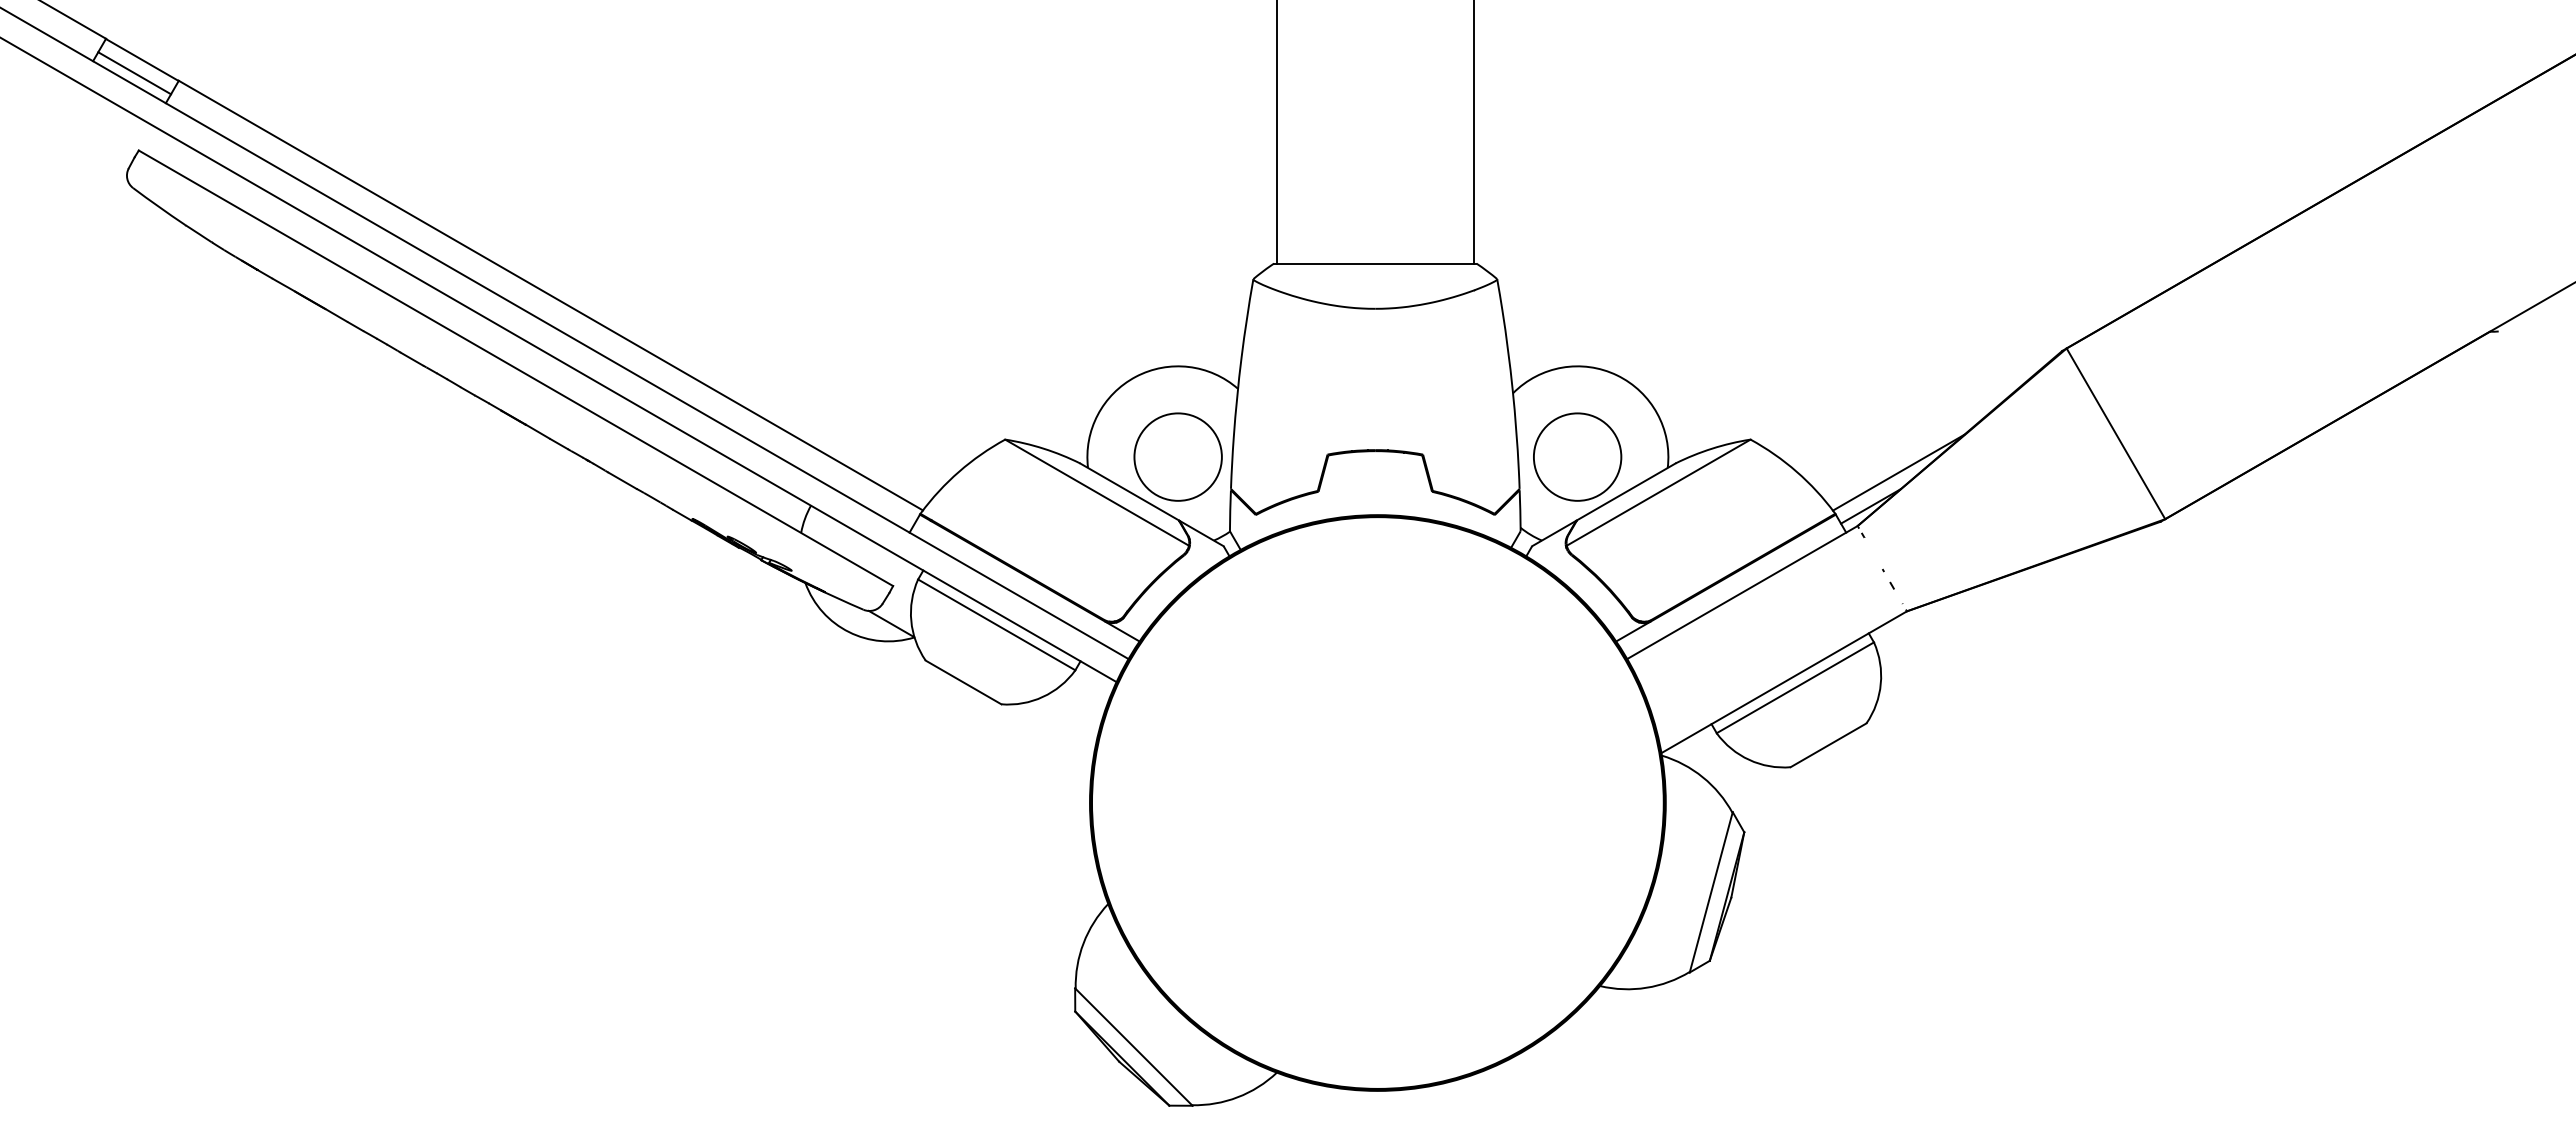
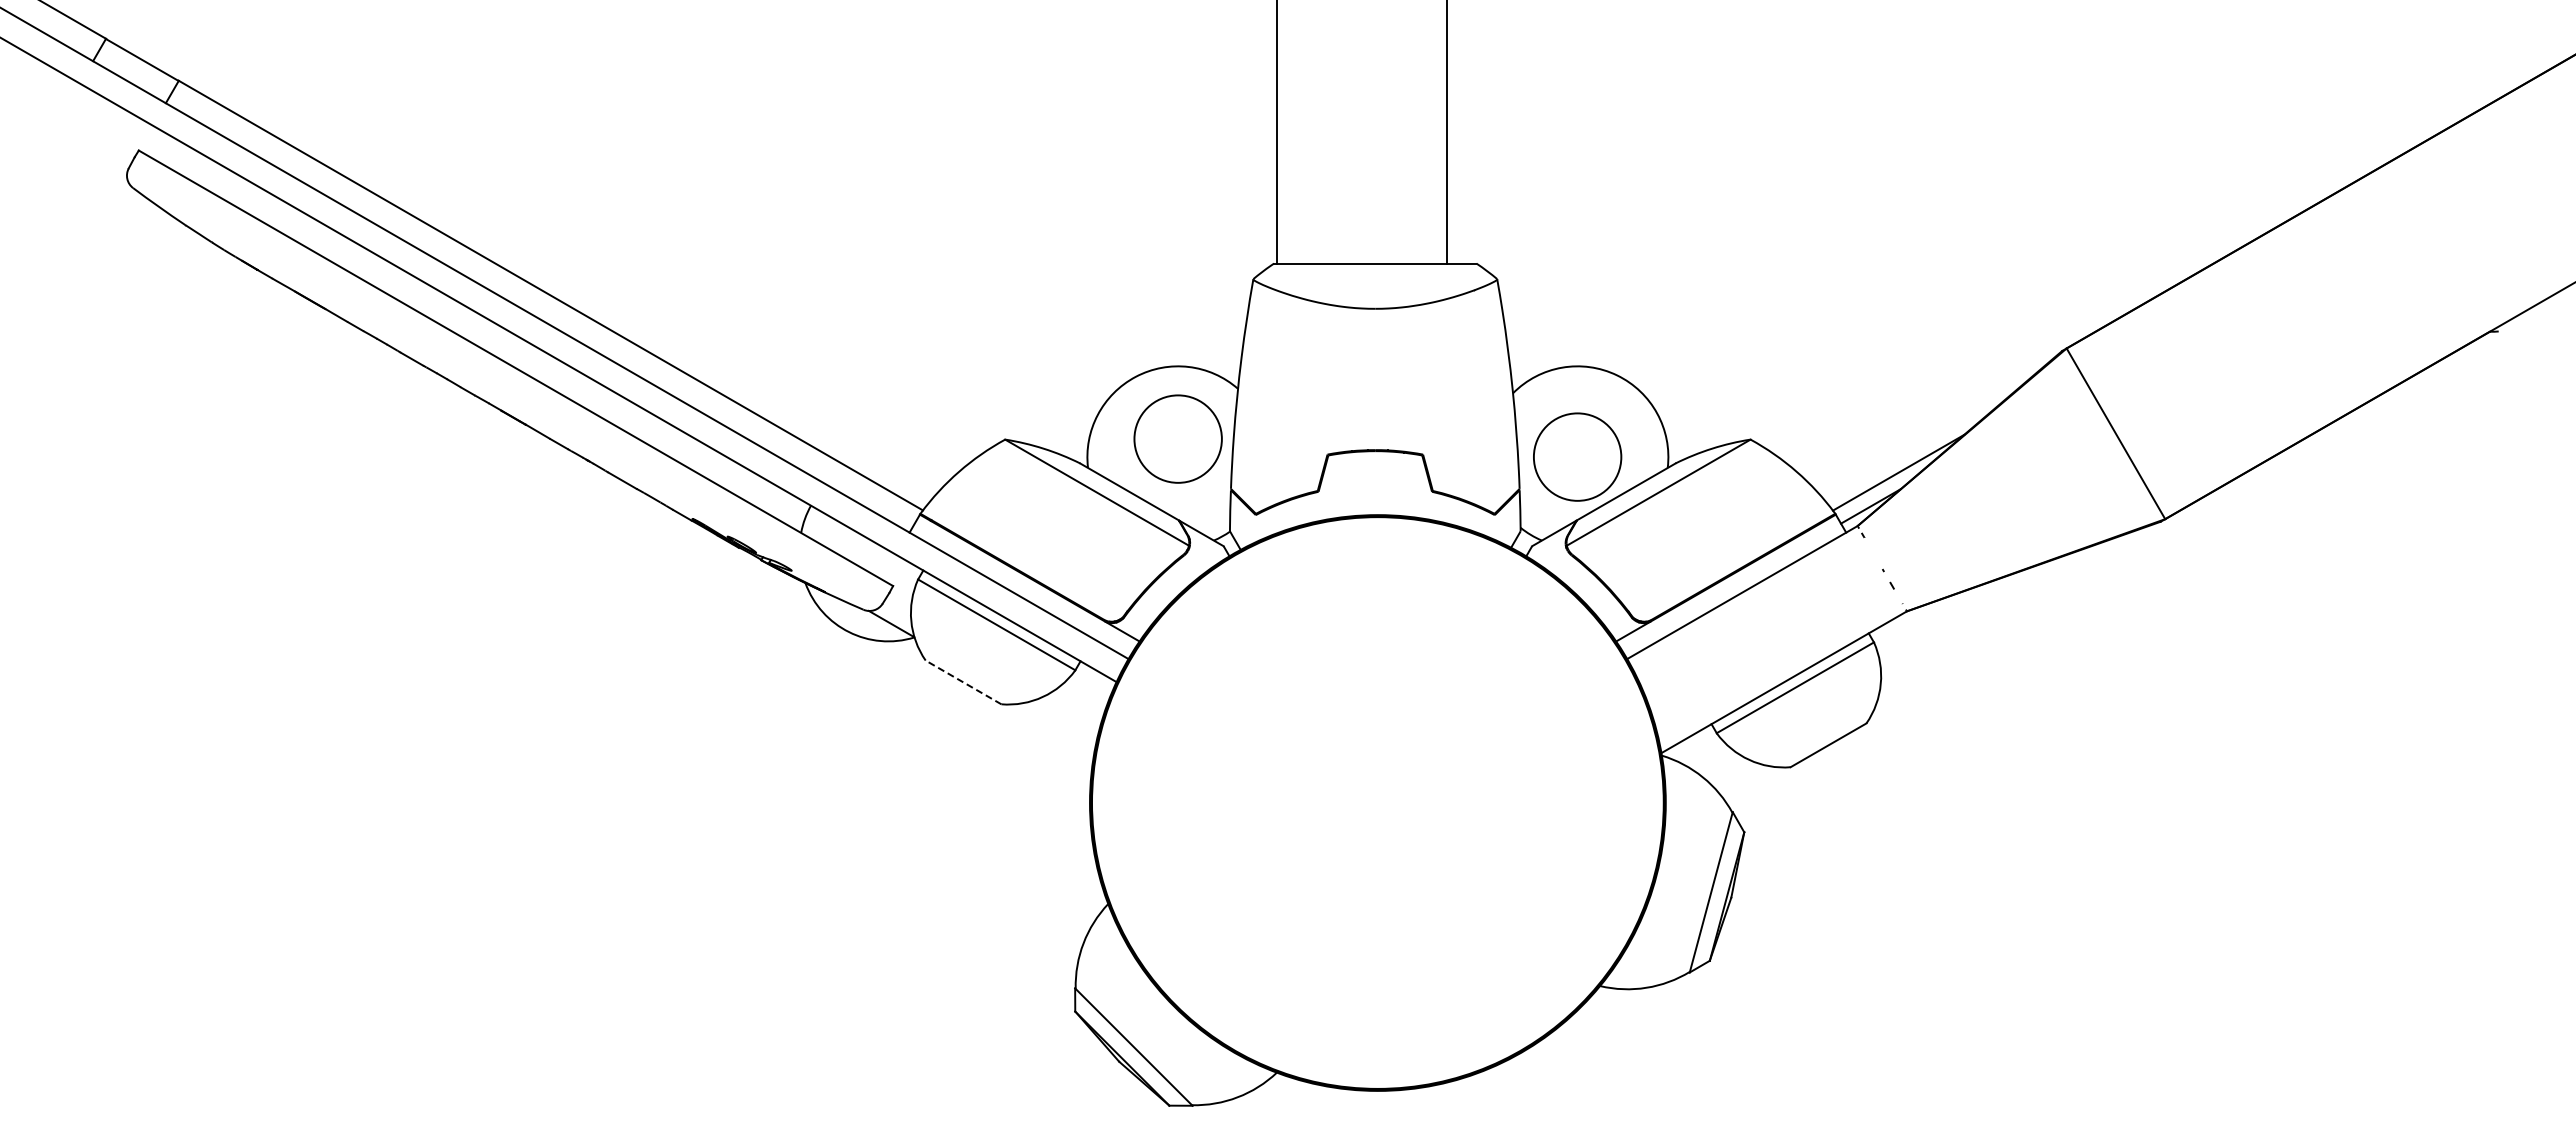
line: present -> none (134, 73)
line position: (1473, 132) -> (1446, 132) (1446, 132)
circle position: (1177, 456) -> (1177, 438) (1177, 438)
line: solid -> dashed (963, 682)
